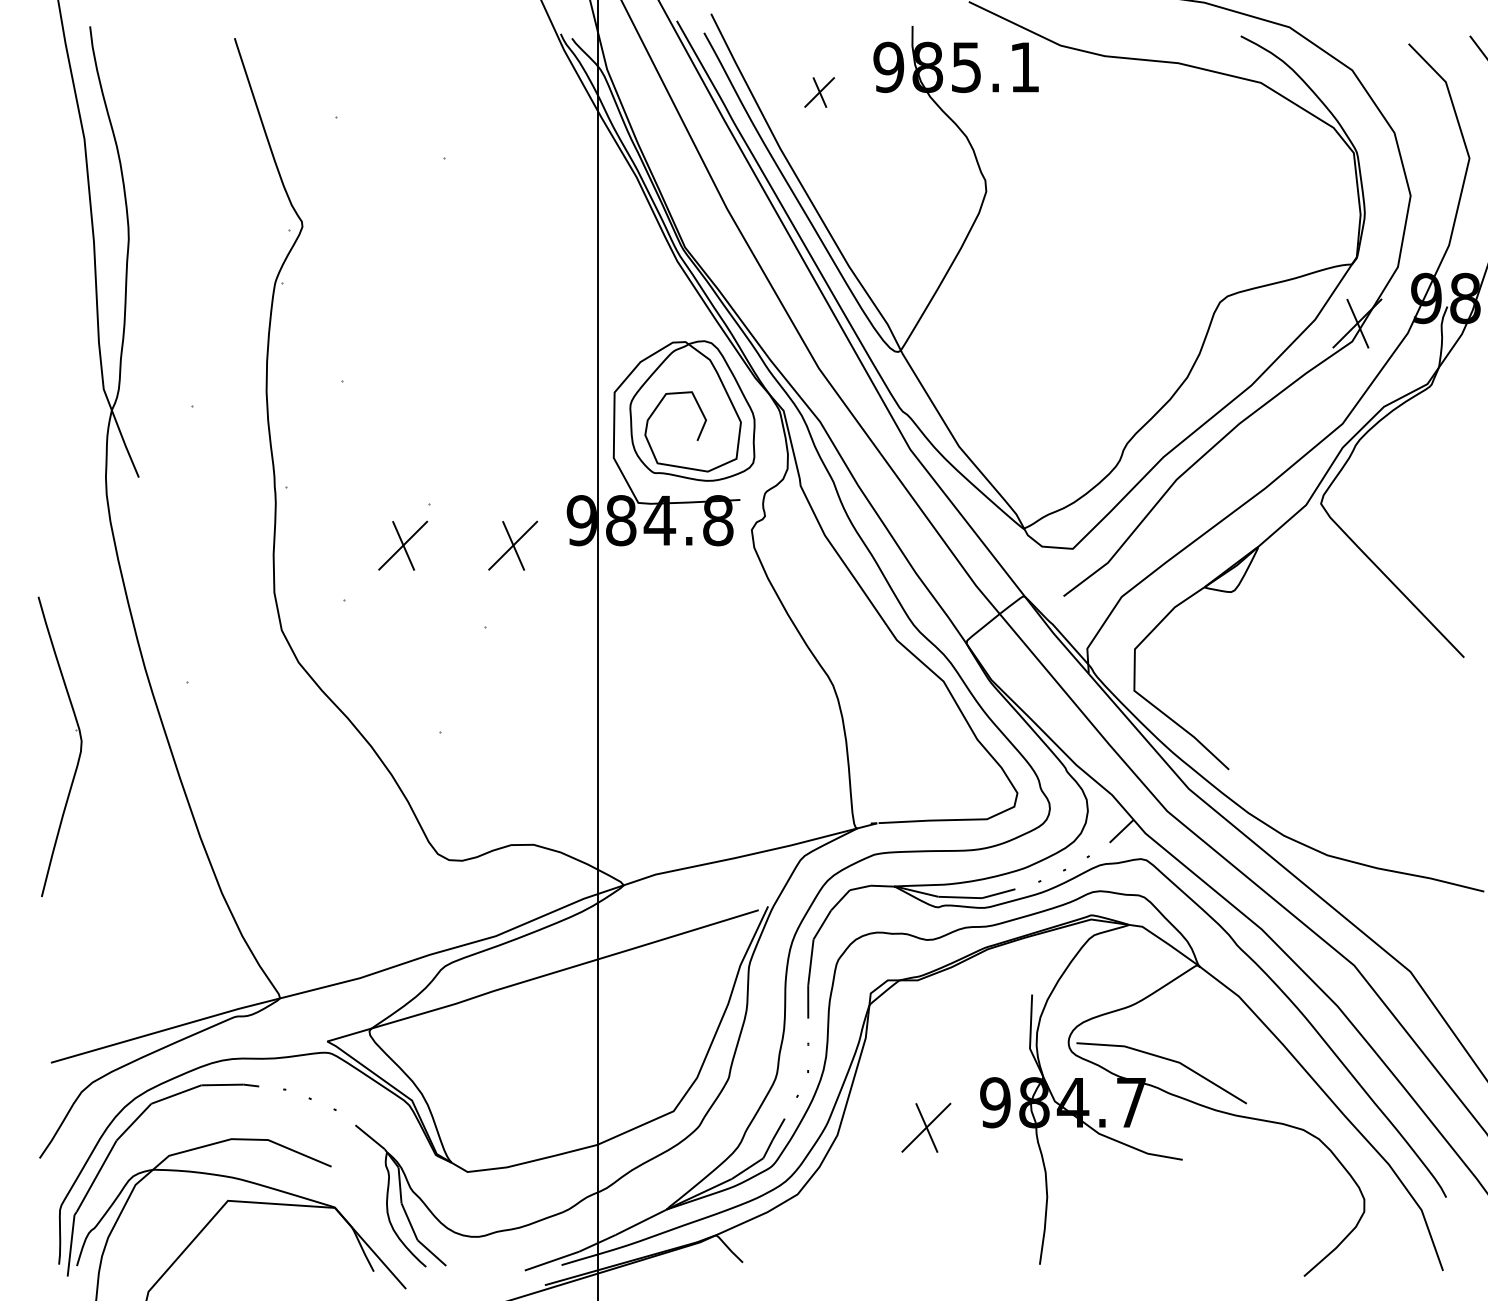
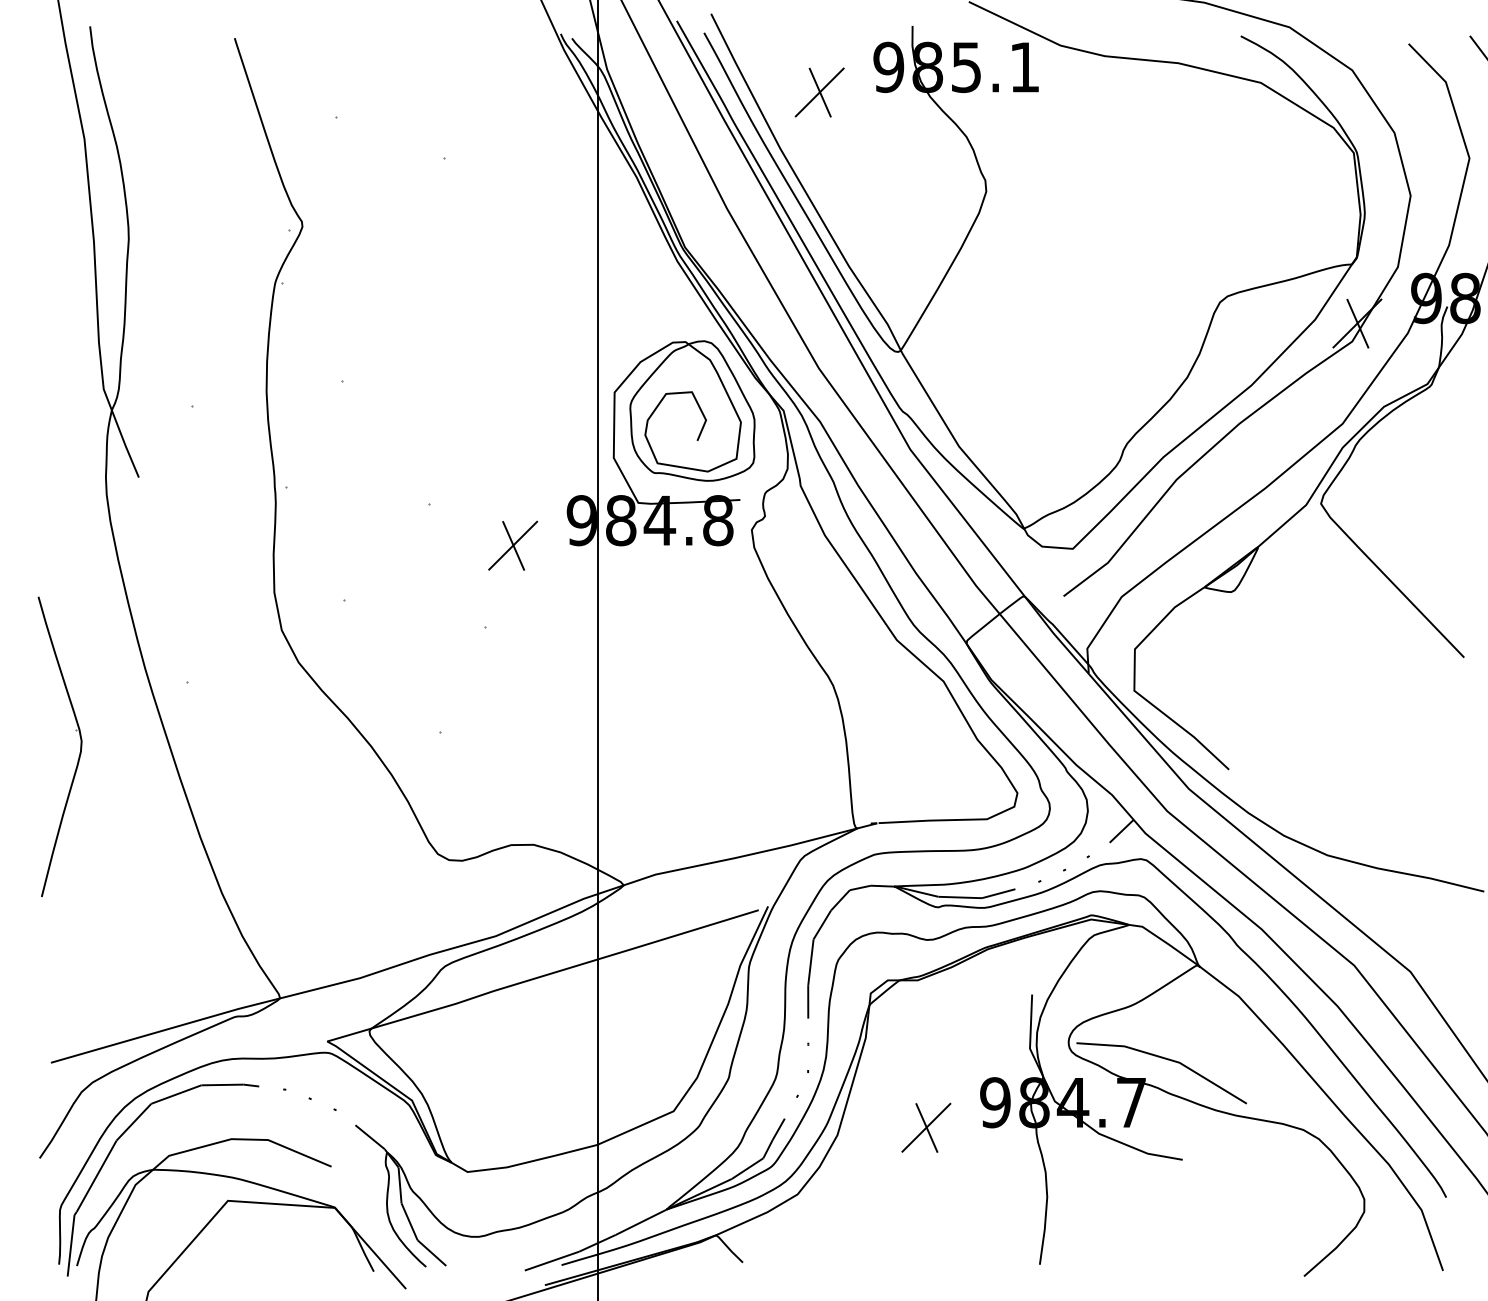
part size: 31x31 px -> 51x51 px (819, 92)
part: present -> none (403, 545)
